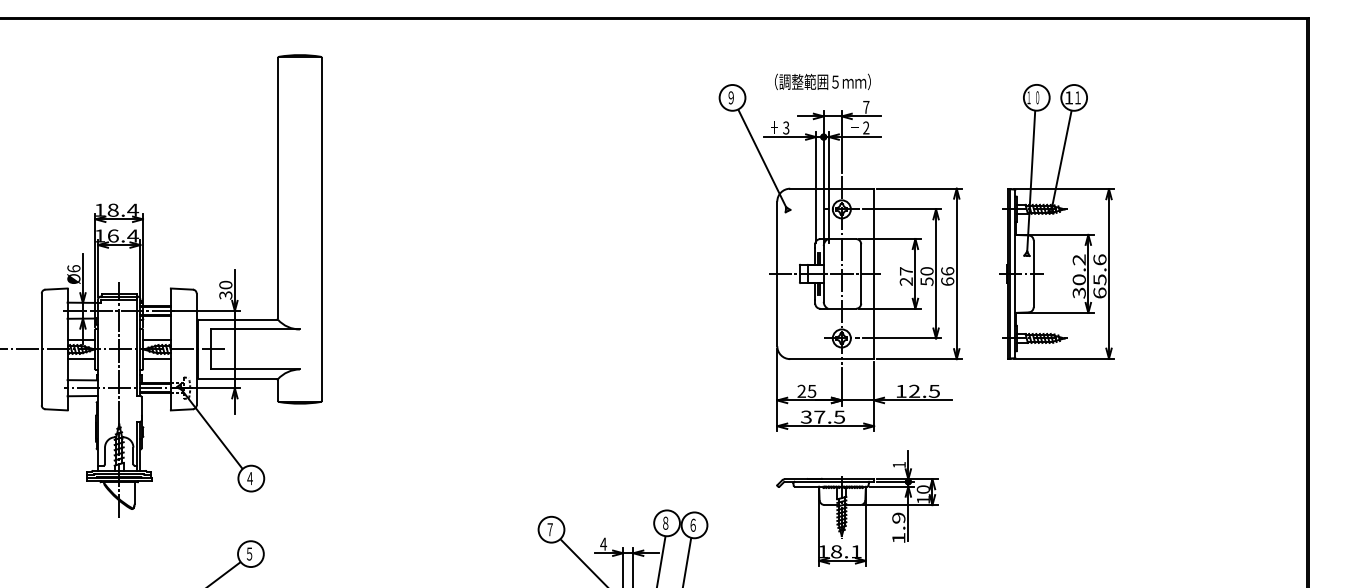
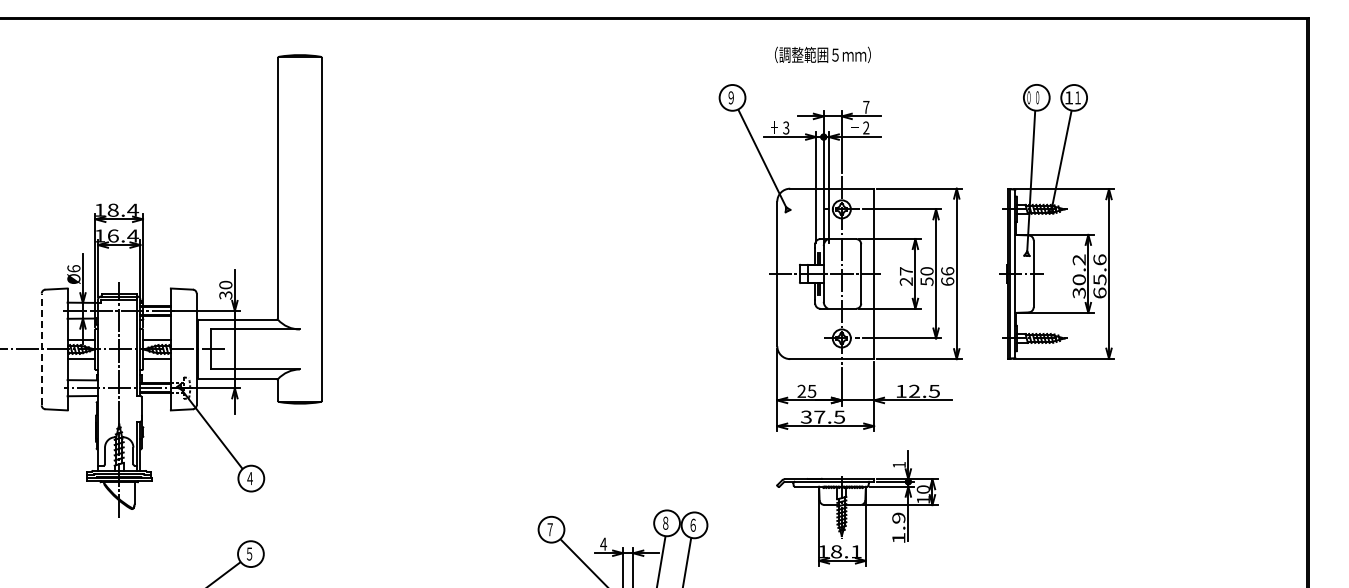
text position: (822, 81) -> (822, 54) (822, 54)
text: １ -> ０ (1028, 97)
line: solid -> dashed (41, 349)
